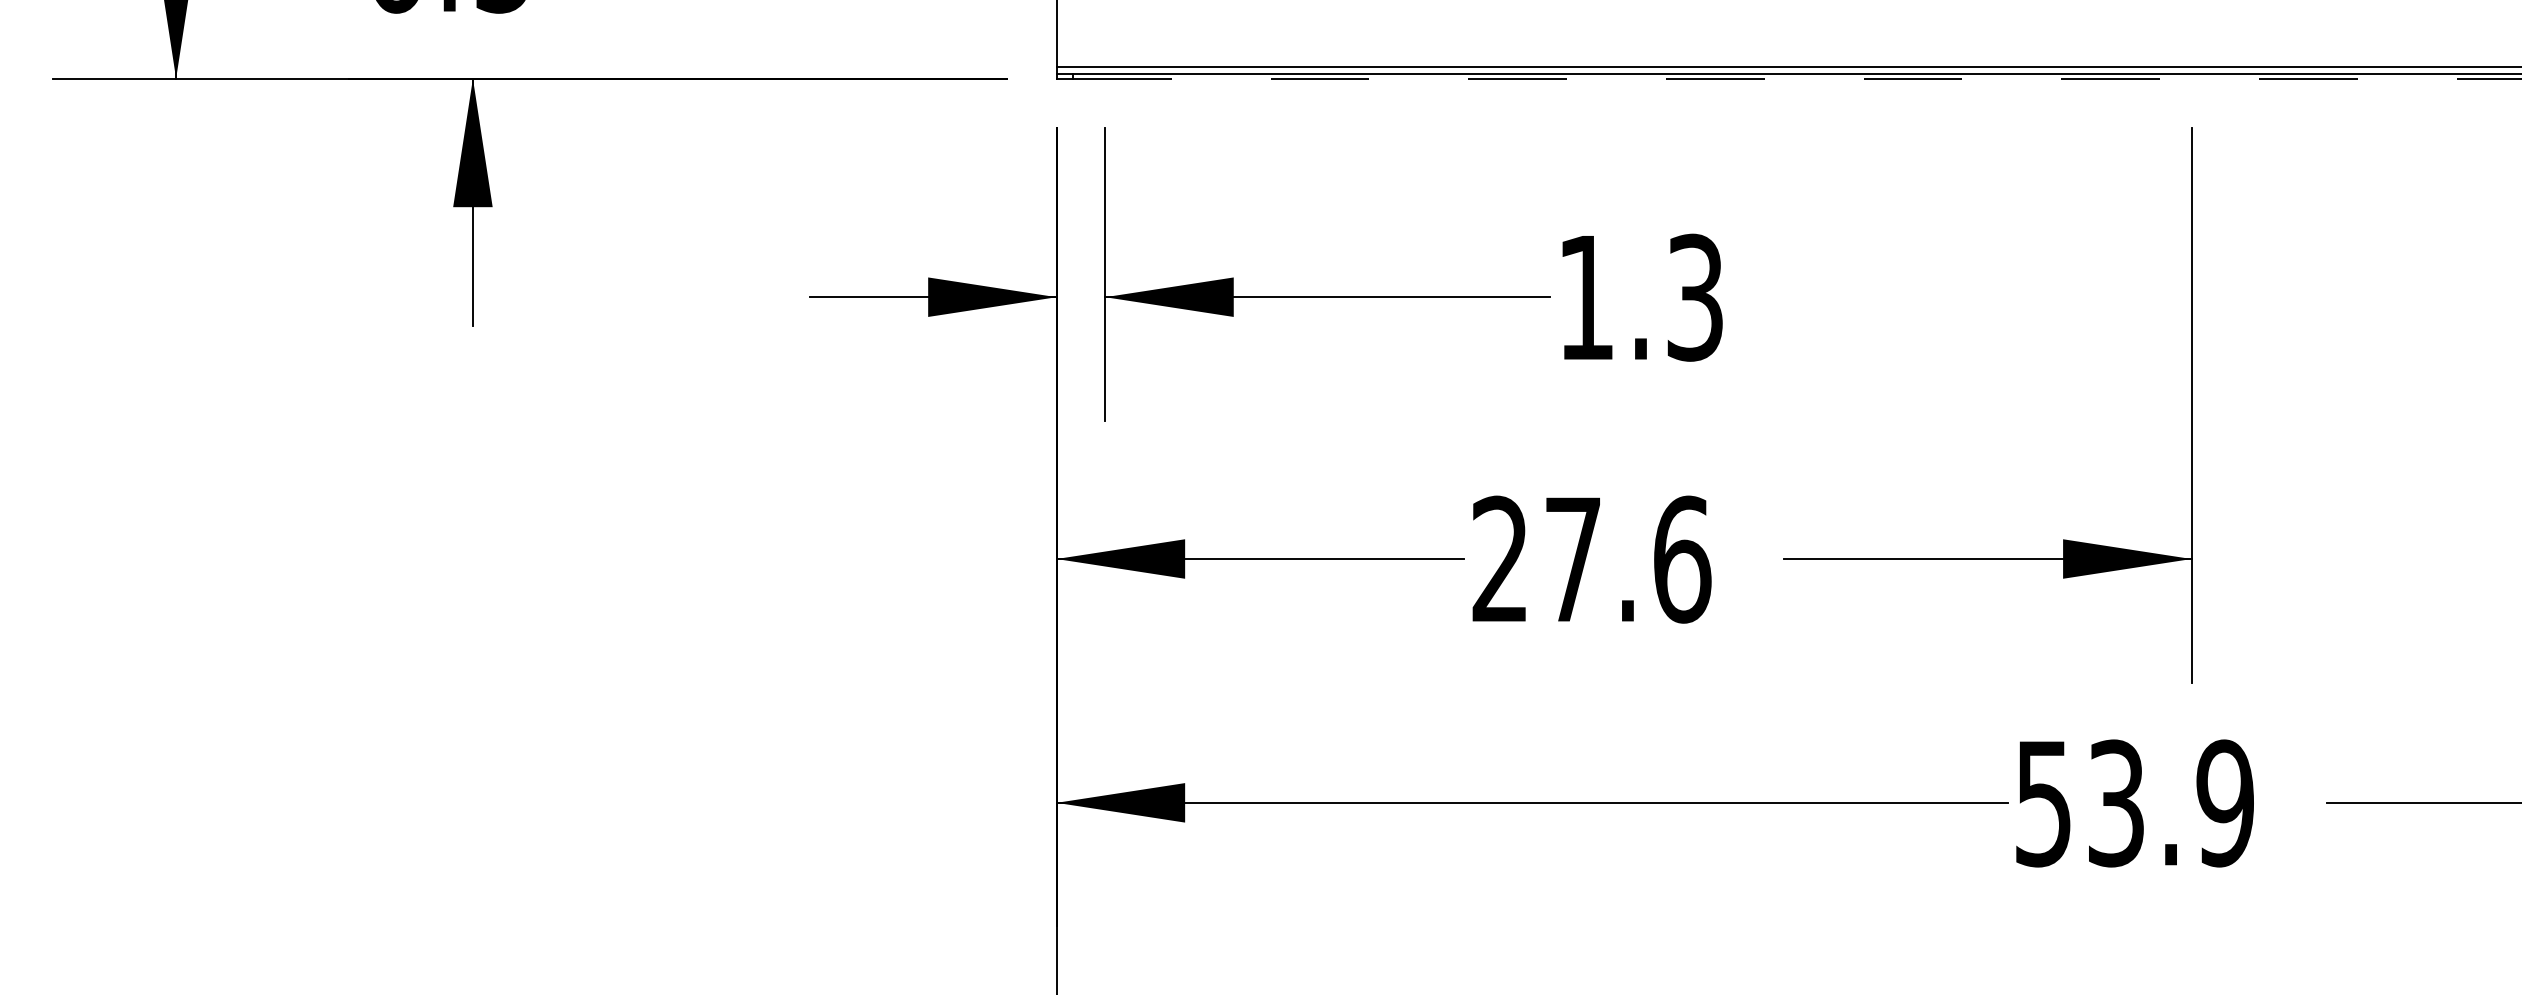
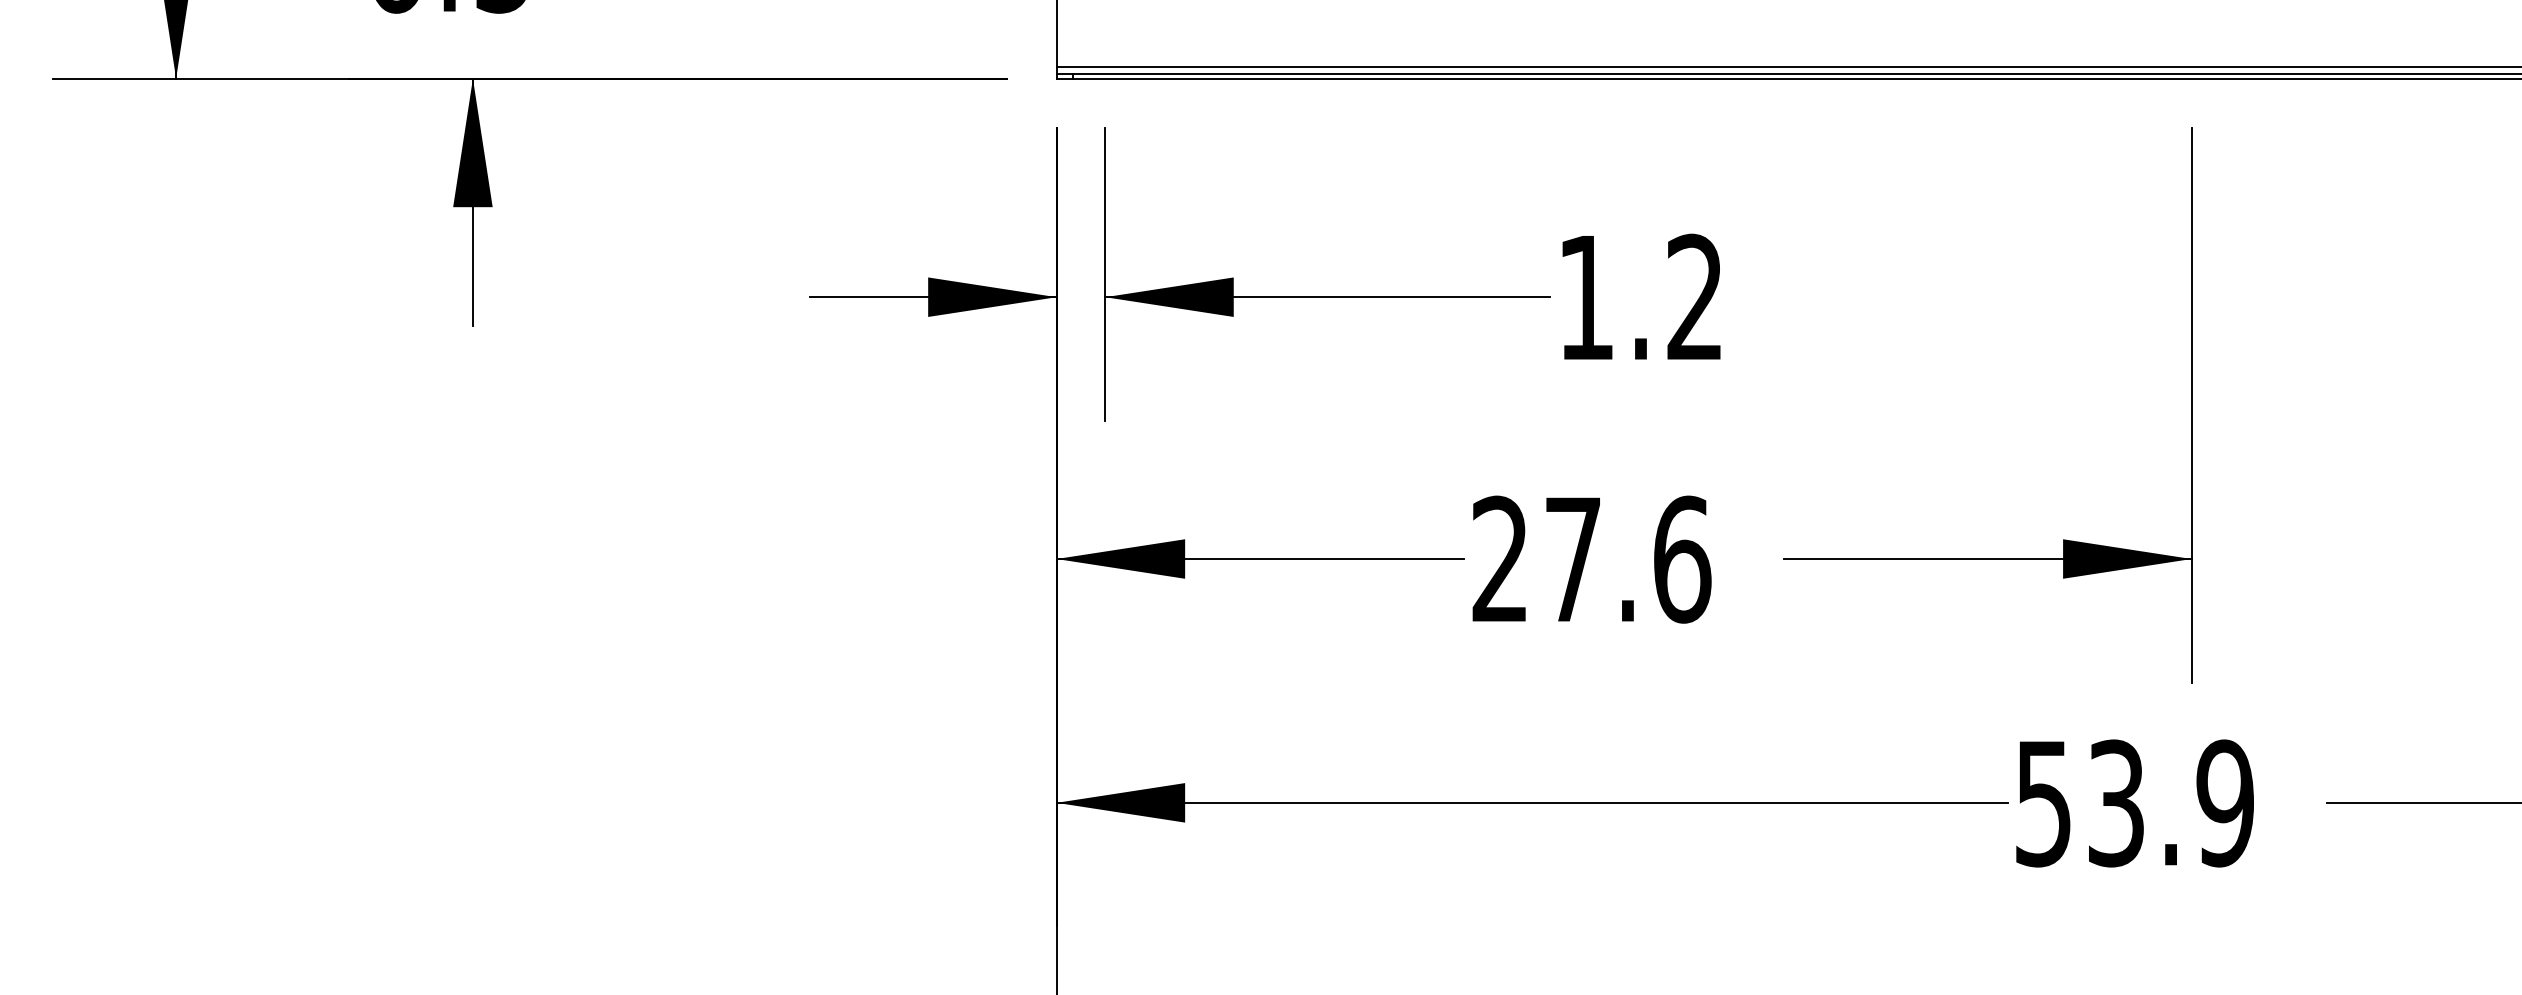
line: dashed -> solid (1797, 78)
text: 1.3 -> 1.2 (1694, 297)
